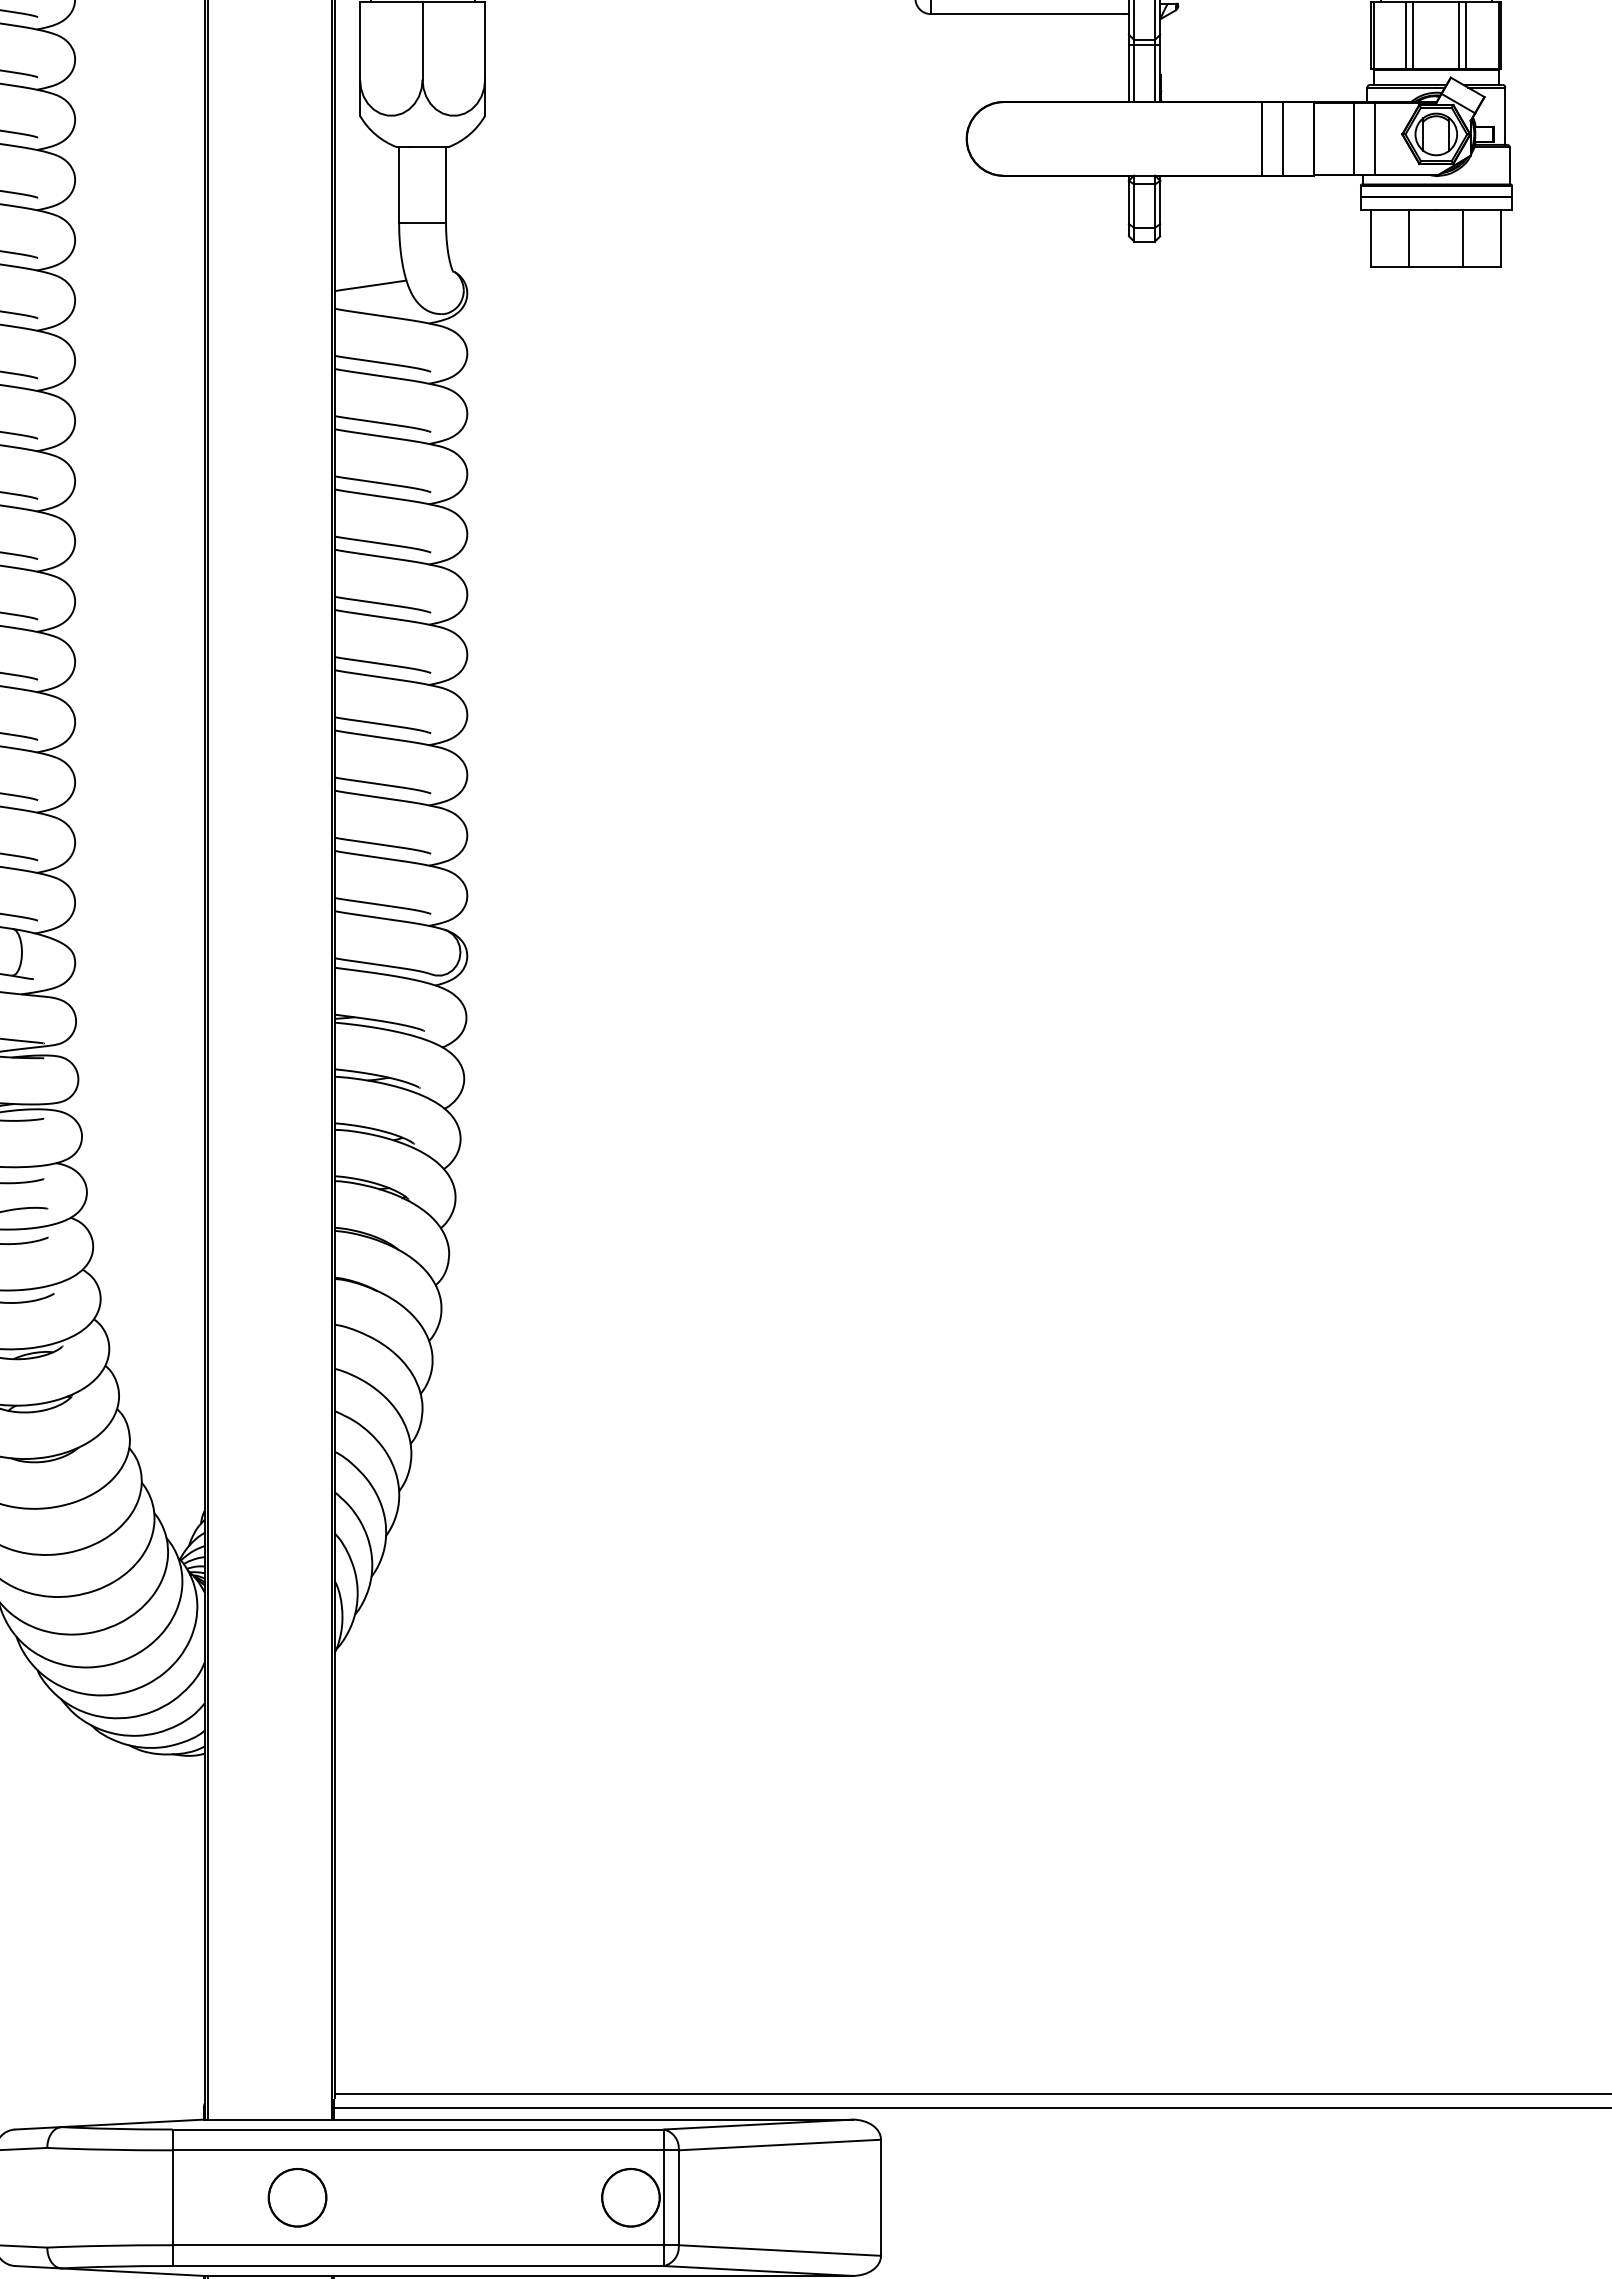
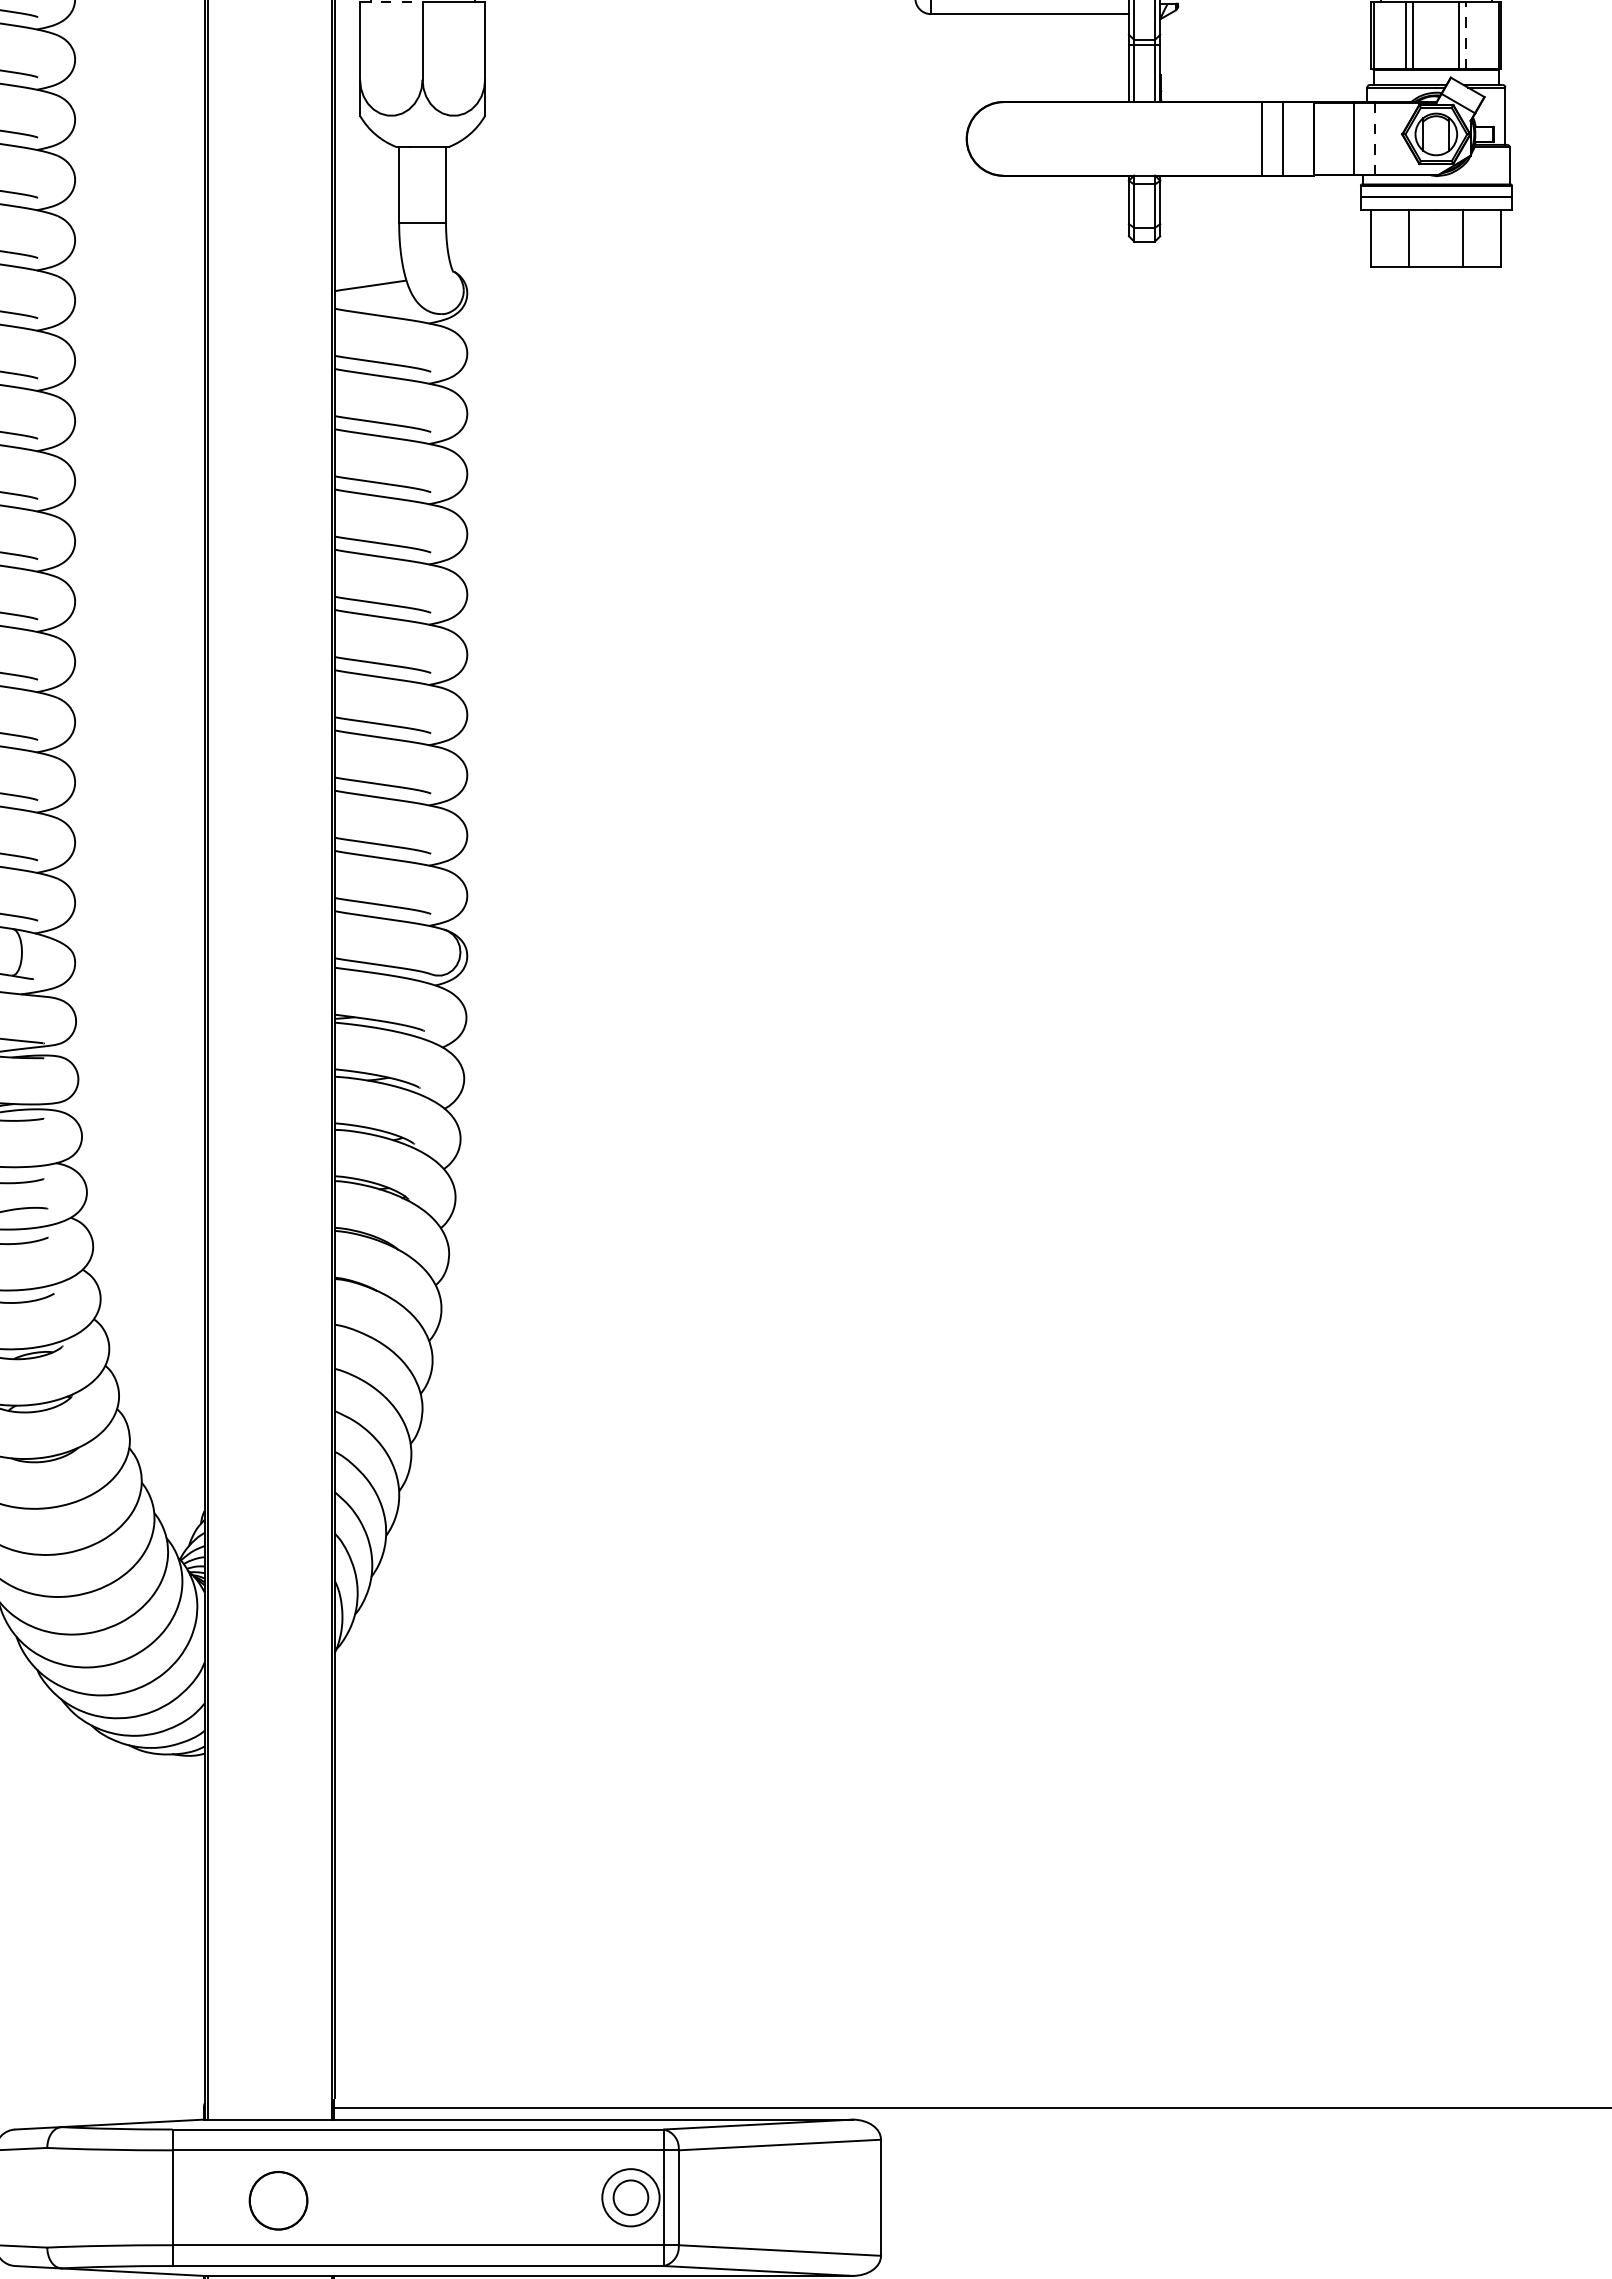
line: solid -> dashed (391, 1)
line: solid -> dashed (1466, 35)
line: solid -> dashed (1374, 139)
line: present -> none (971, 2093)
part position: (297, 2197) -> (278, 2200) (278, 2200)
circle diameter: 58 px -> 35 px (630, 2197)
